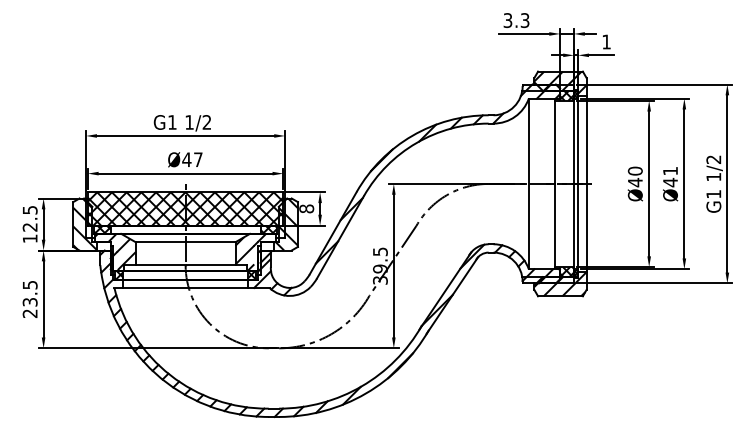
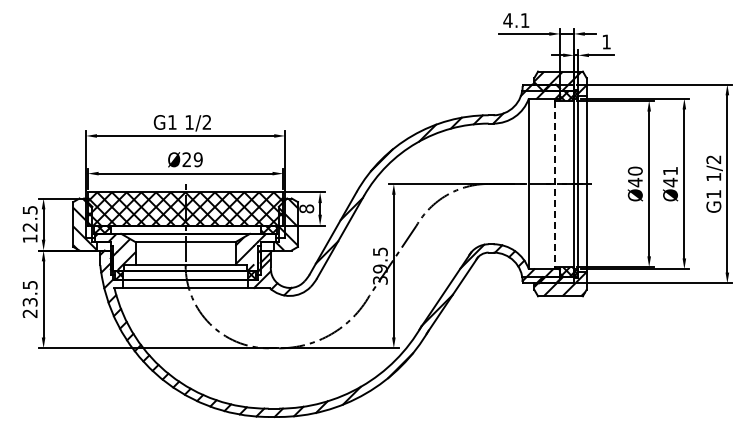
text: 3.3 -> 4.1 (516, 20)
text: Ø47 -> Ø29 (192, 159)
line: solid -> dashed (555, 184)
